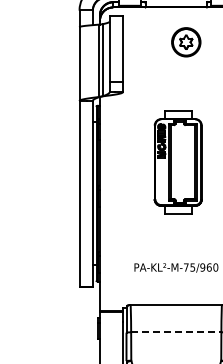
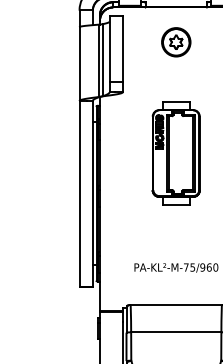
part position: (186, 42) -> (176, 42) (176, 42)
part position: (177, 162) -> (175, 153) (175, 153)
line: dashed -> solid (176, 332)
